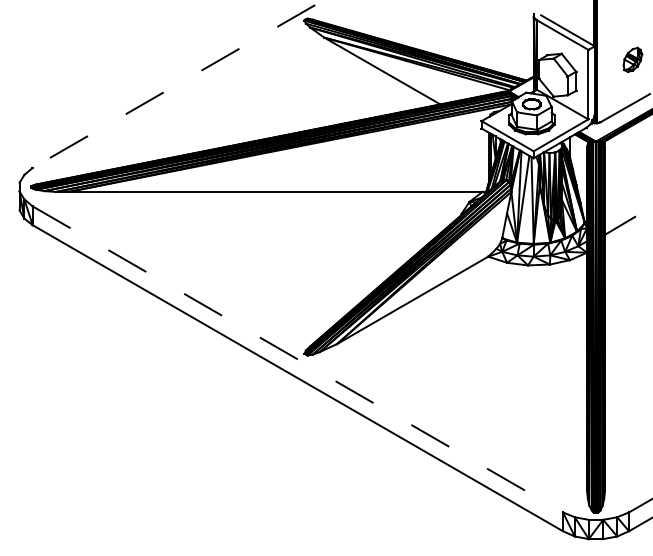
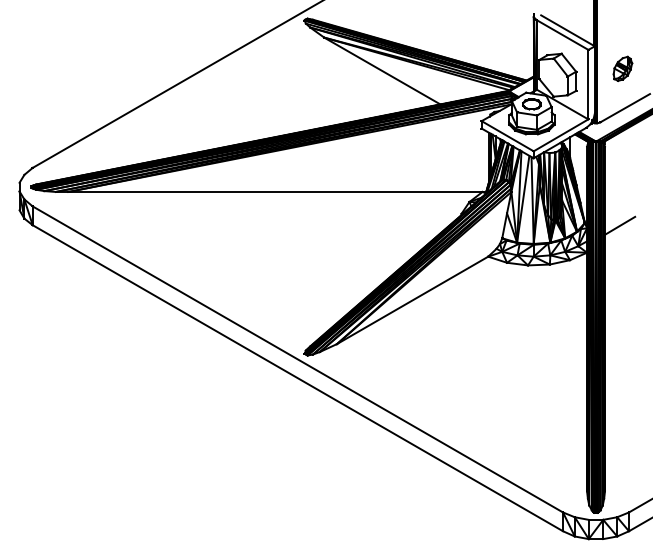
part position: (632, 59) -> (622, 68) (622, 68)
line: dashed -> solid (178, 84)
line: dashed -> solid (298, 359)
